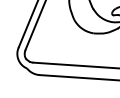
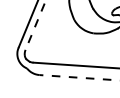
line: solid -> dashed (35, 24)
line: solid -> dashed (79, 77)
